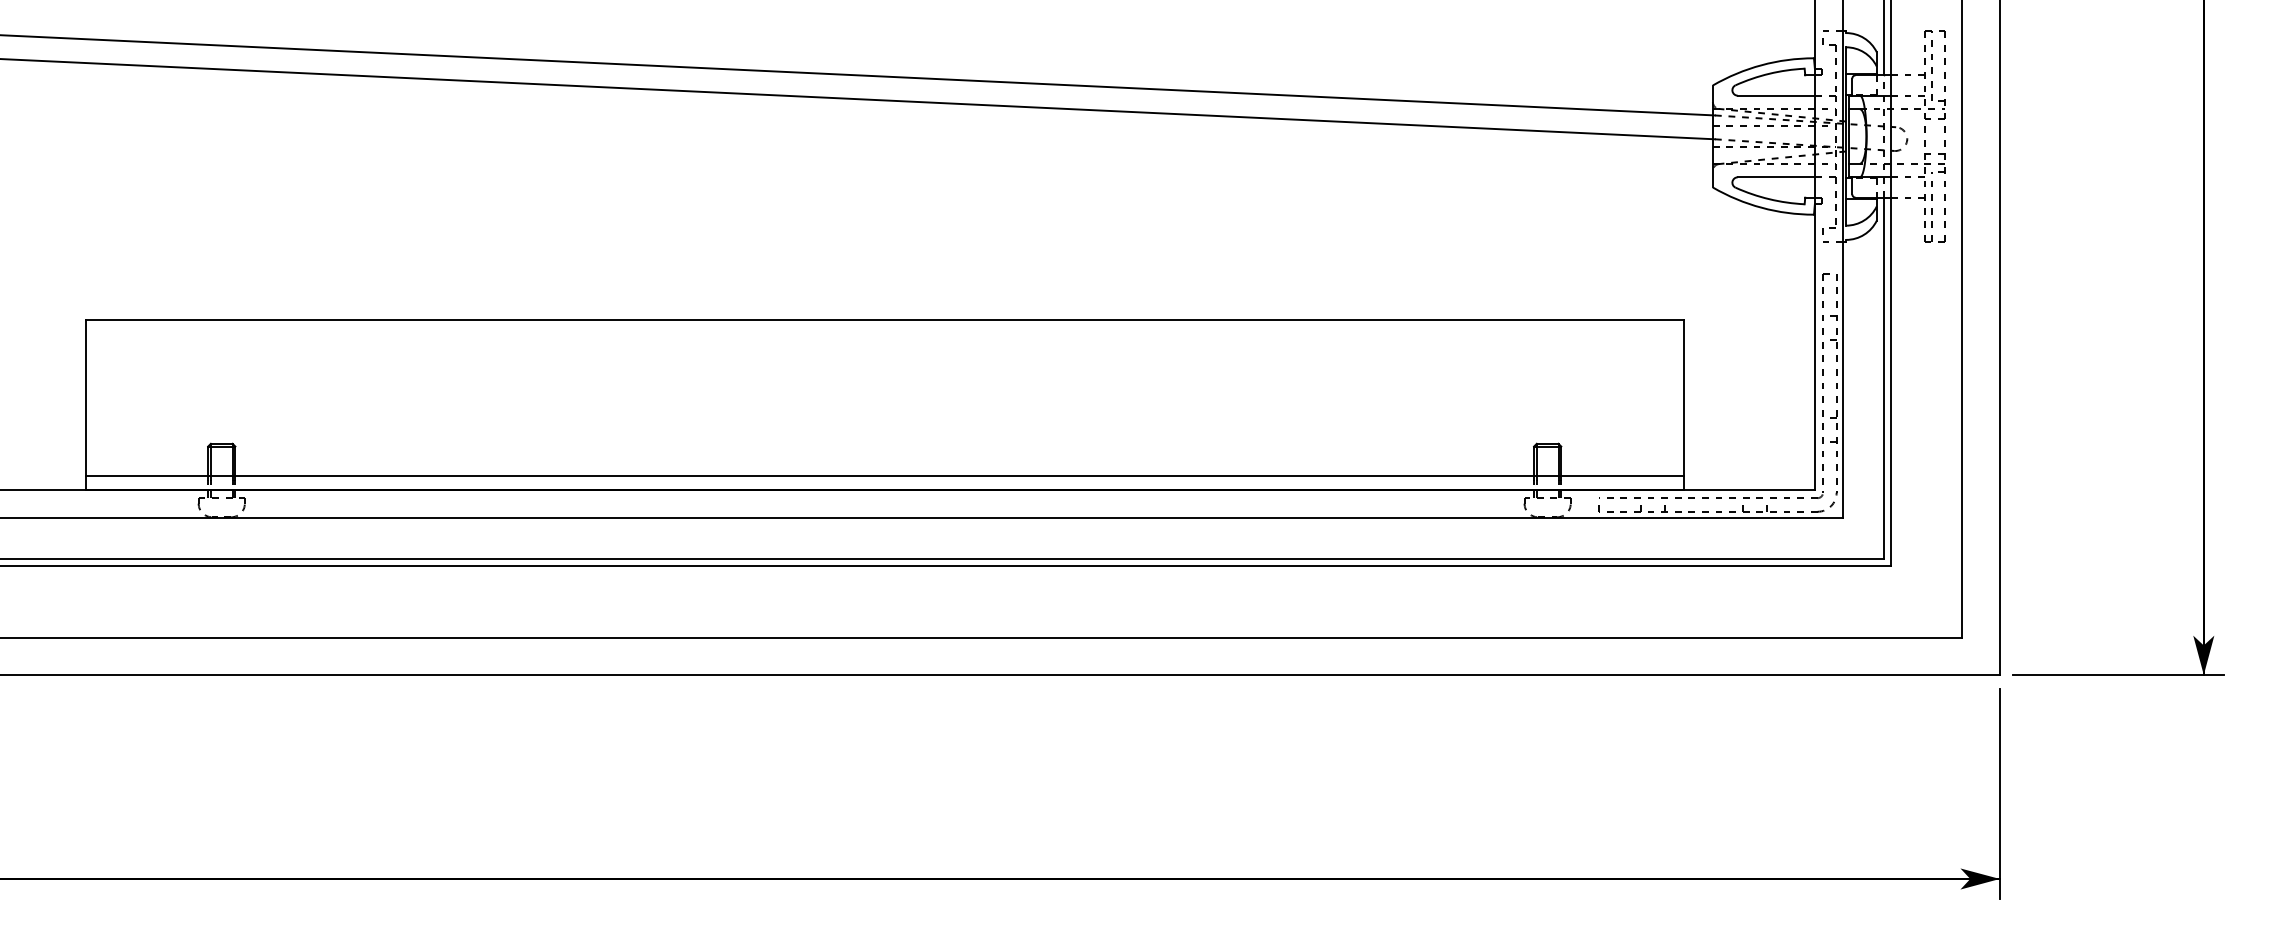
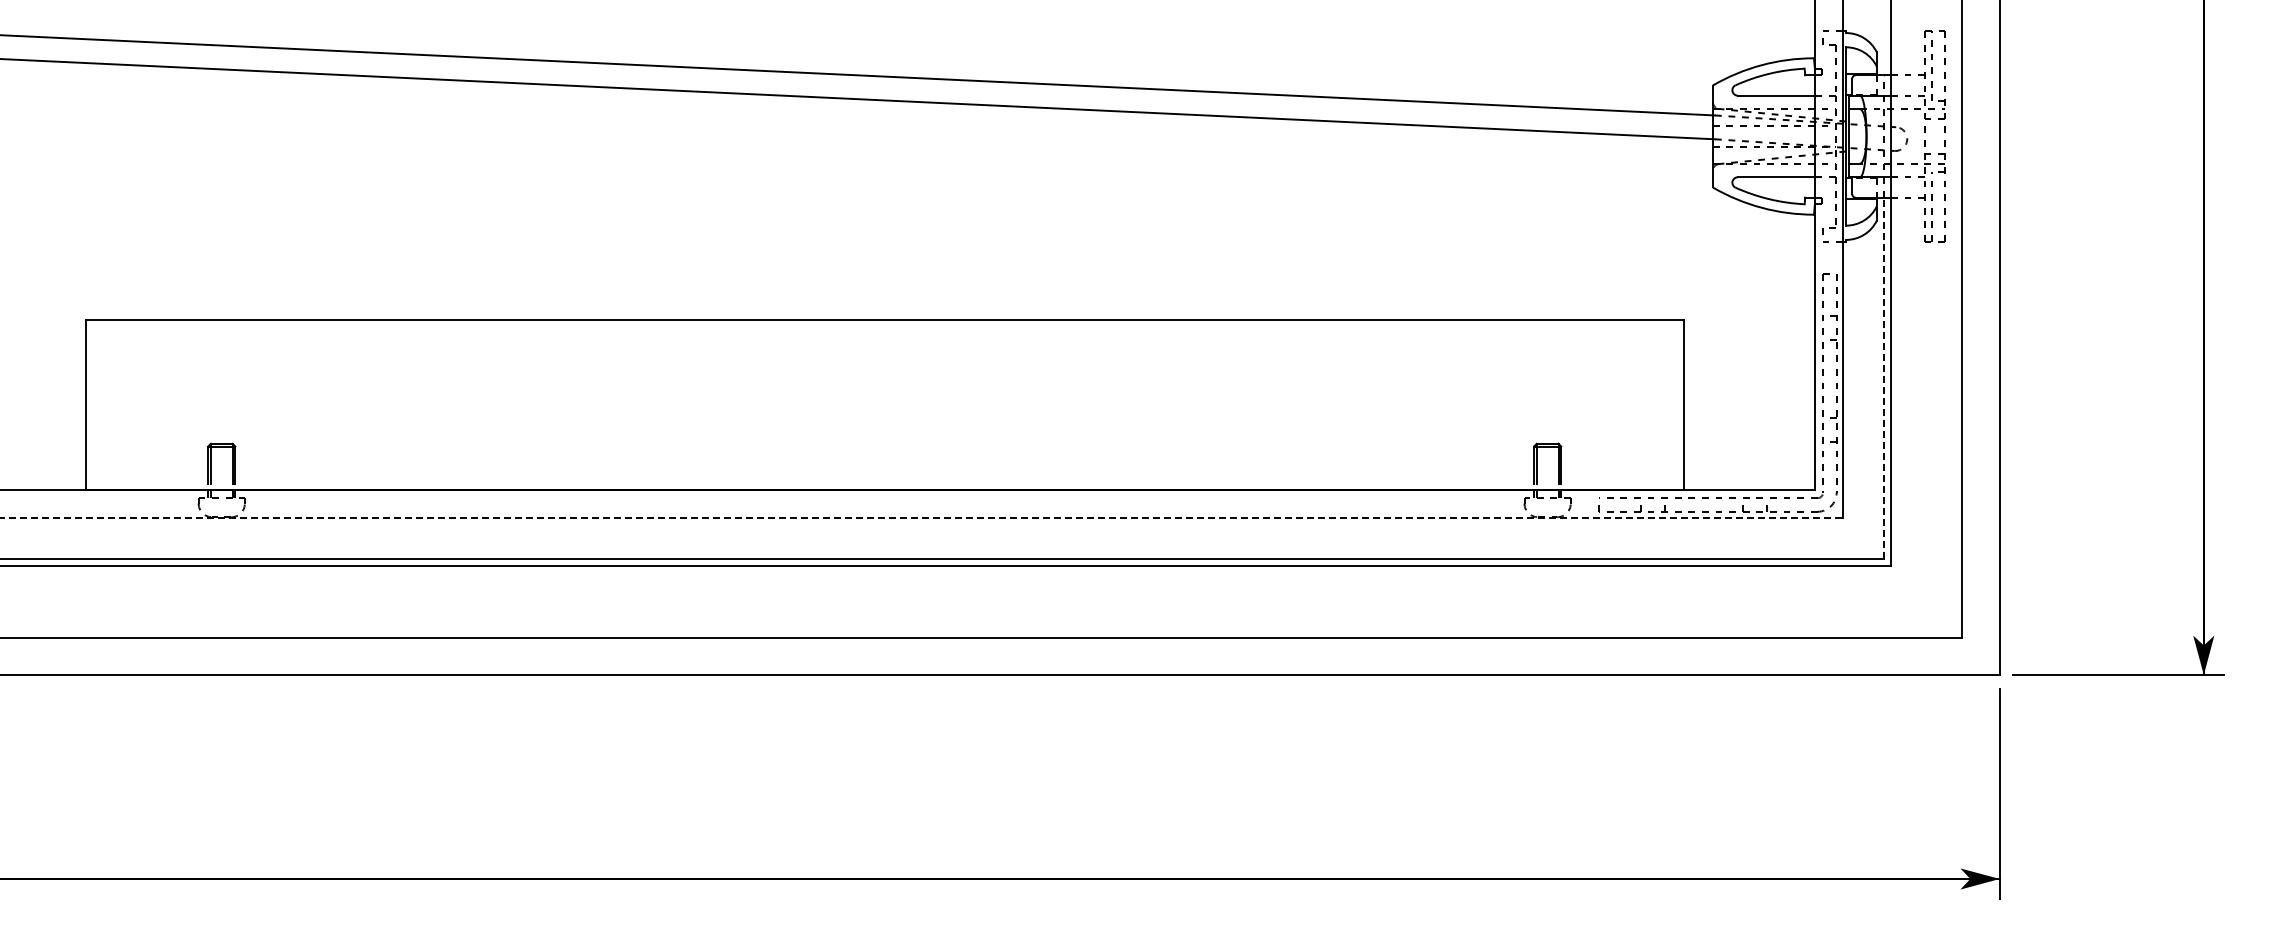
line: present -> none (1884, 38)
line: solid -> dashed (1884, 378)
line: present -> none (884, 476)
line: solid -> dashed (921, 517)
